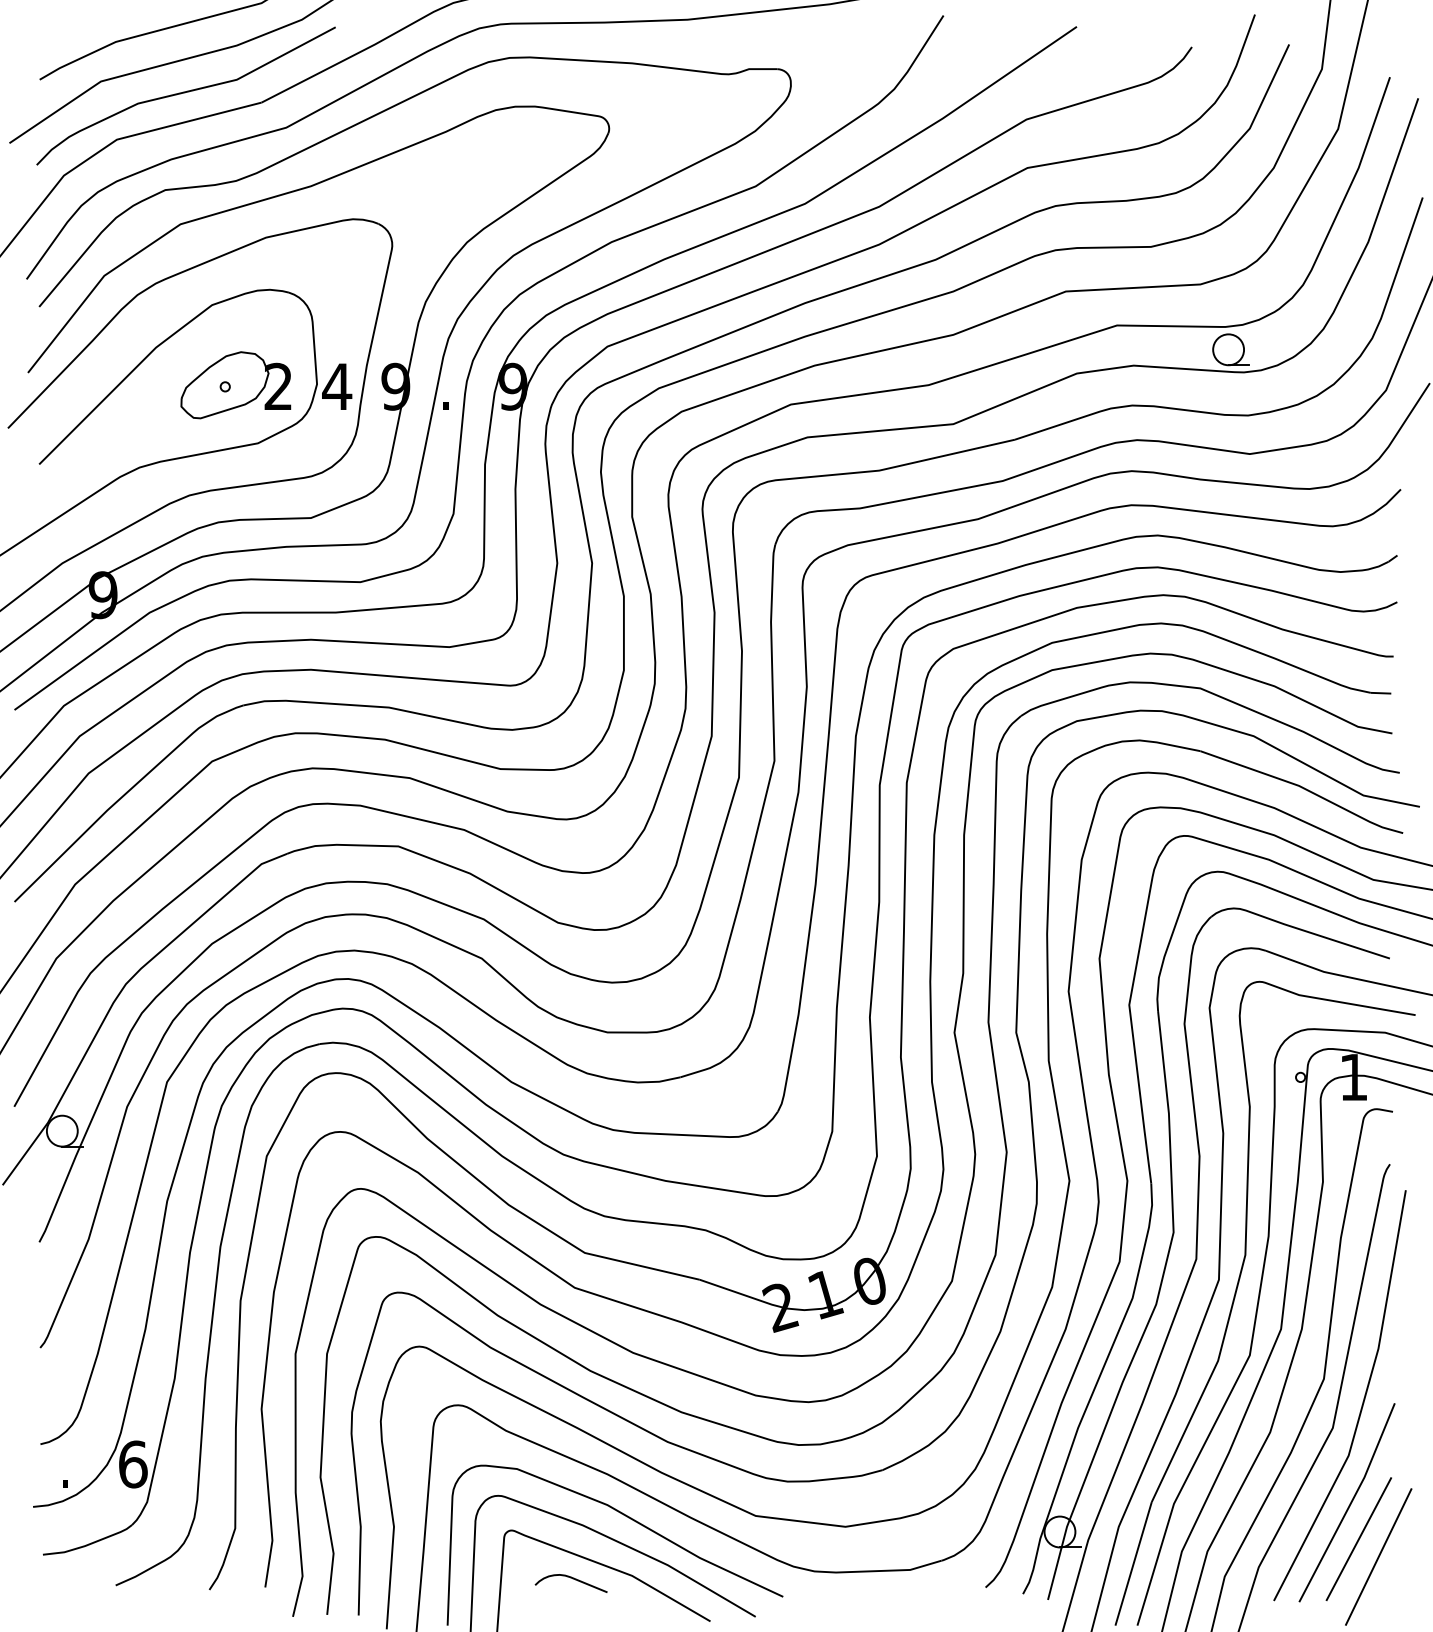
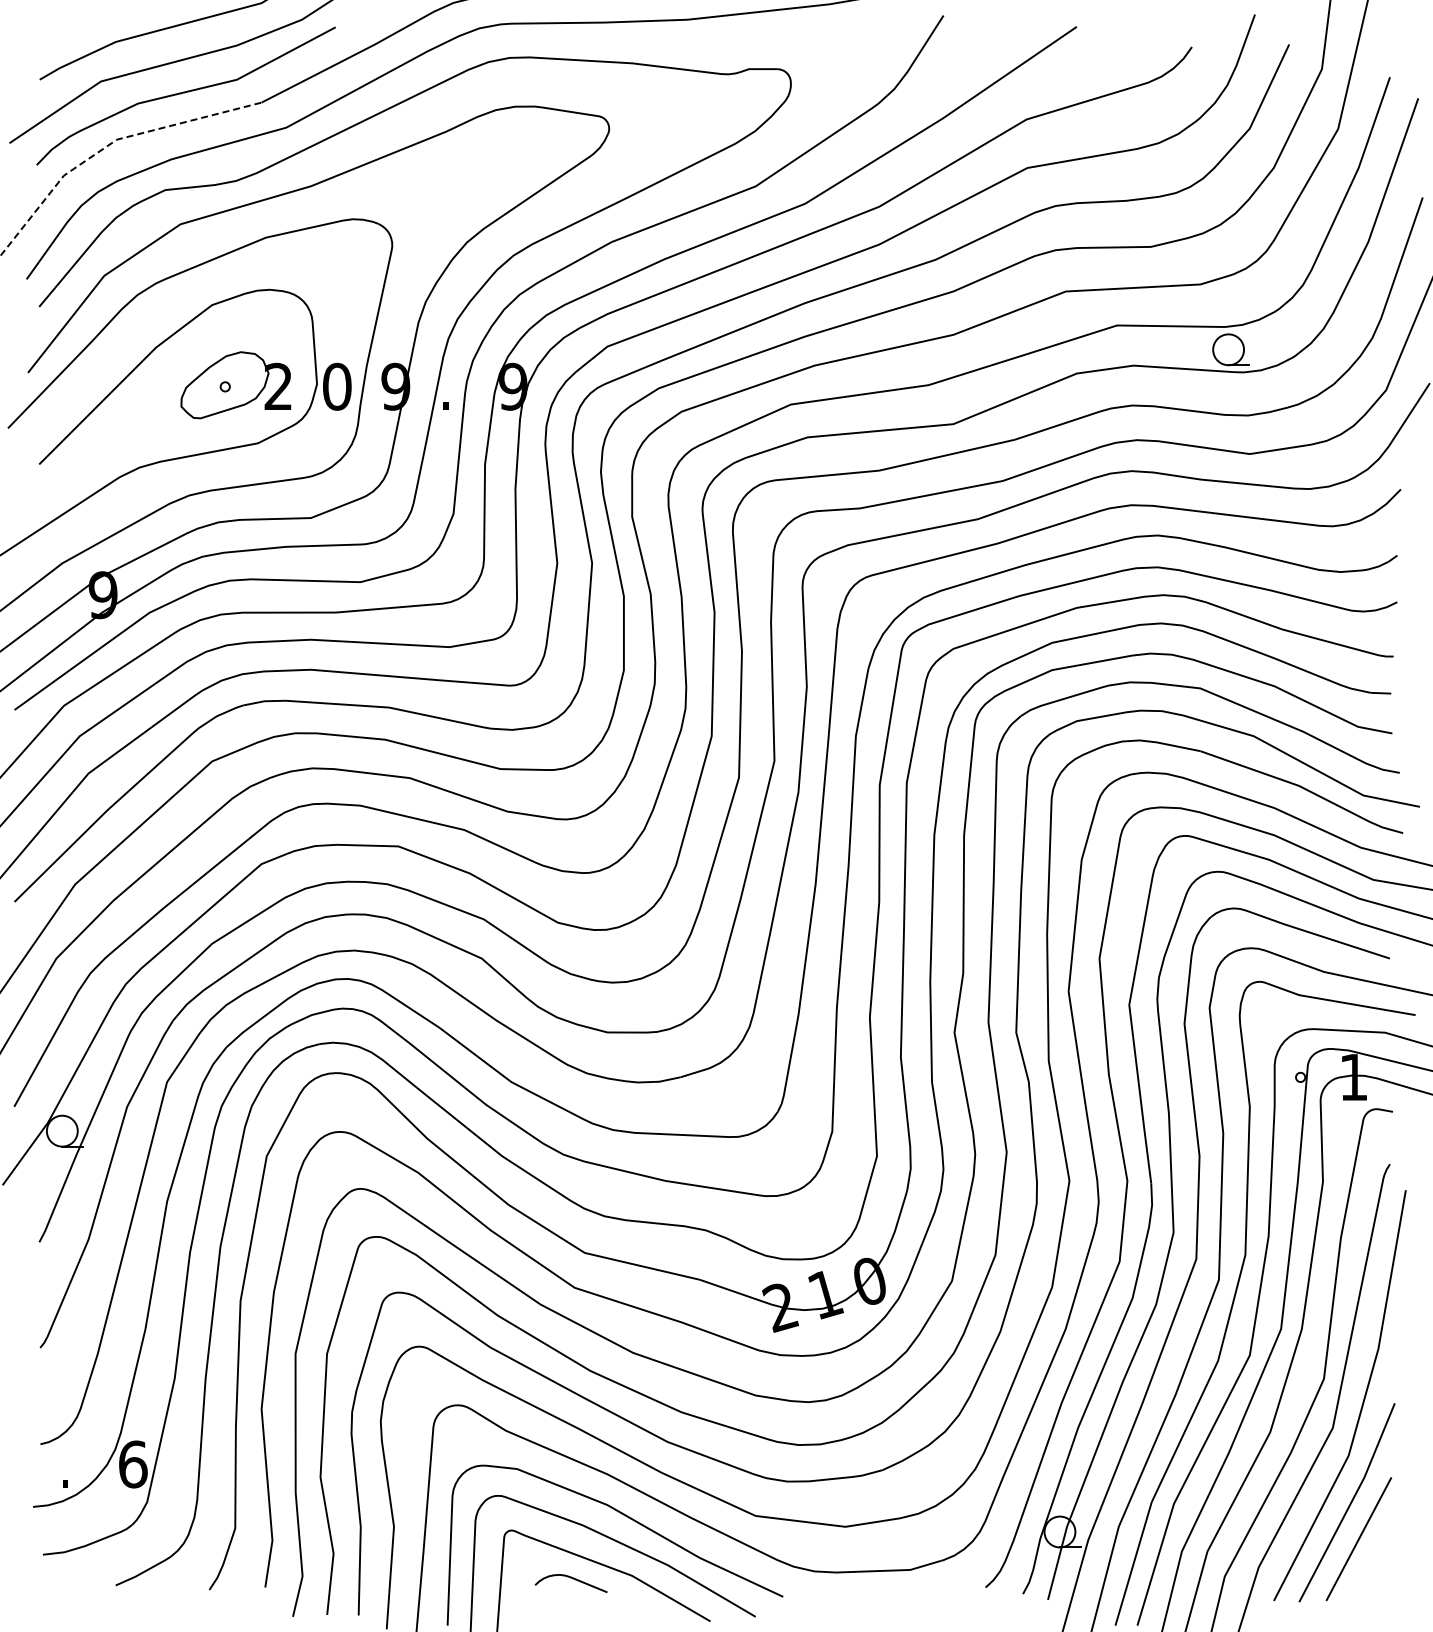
line: solid -> dashed (109, 144)
text: 4 -> 0 (337, 386)
line: present -> none (1378, 1556)
